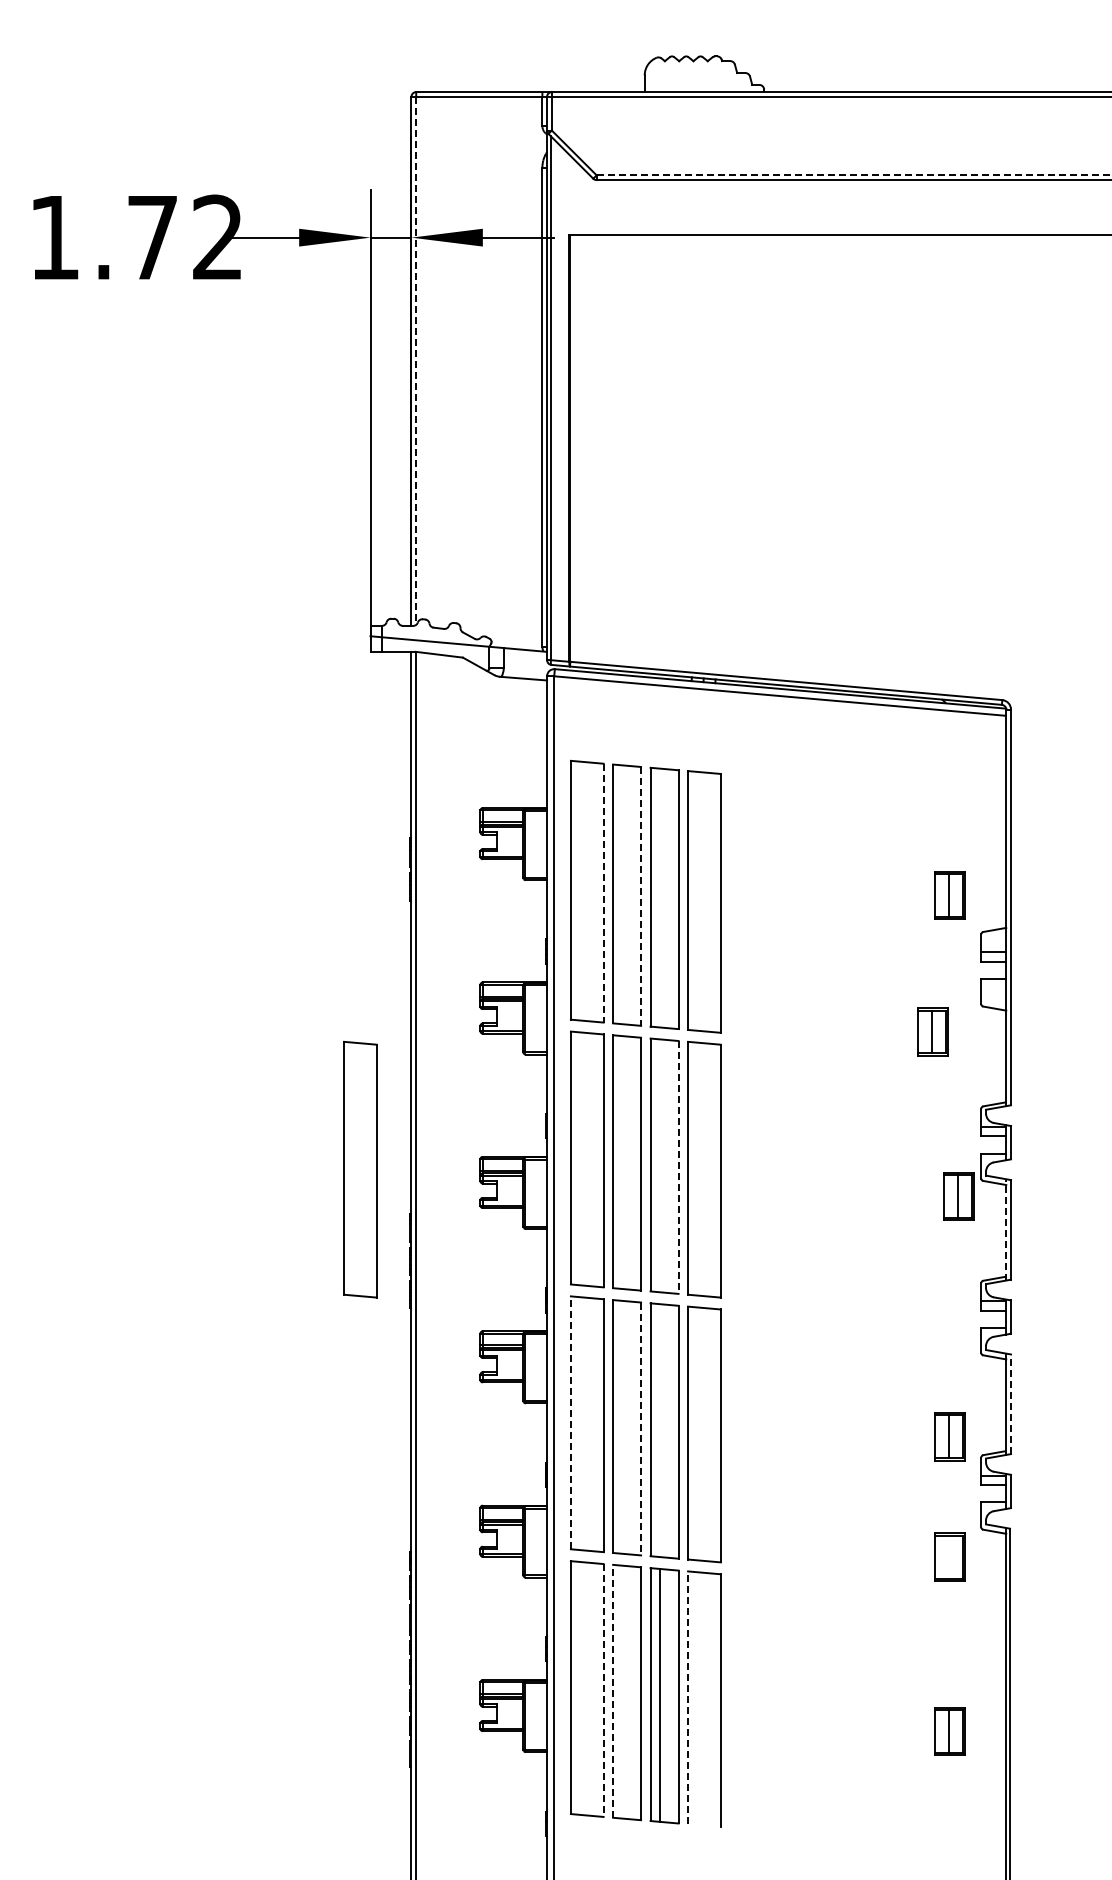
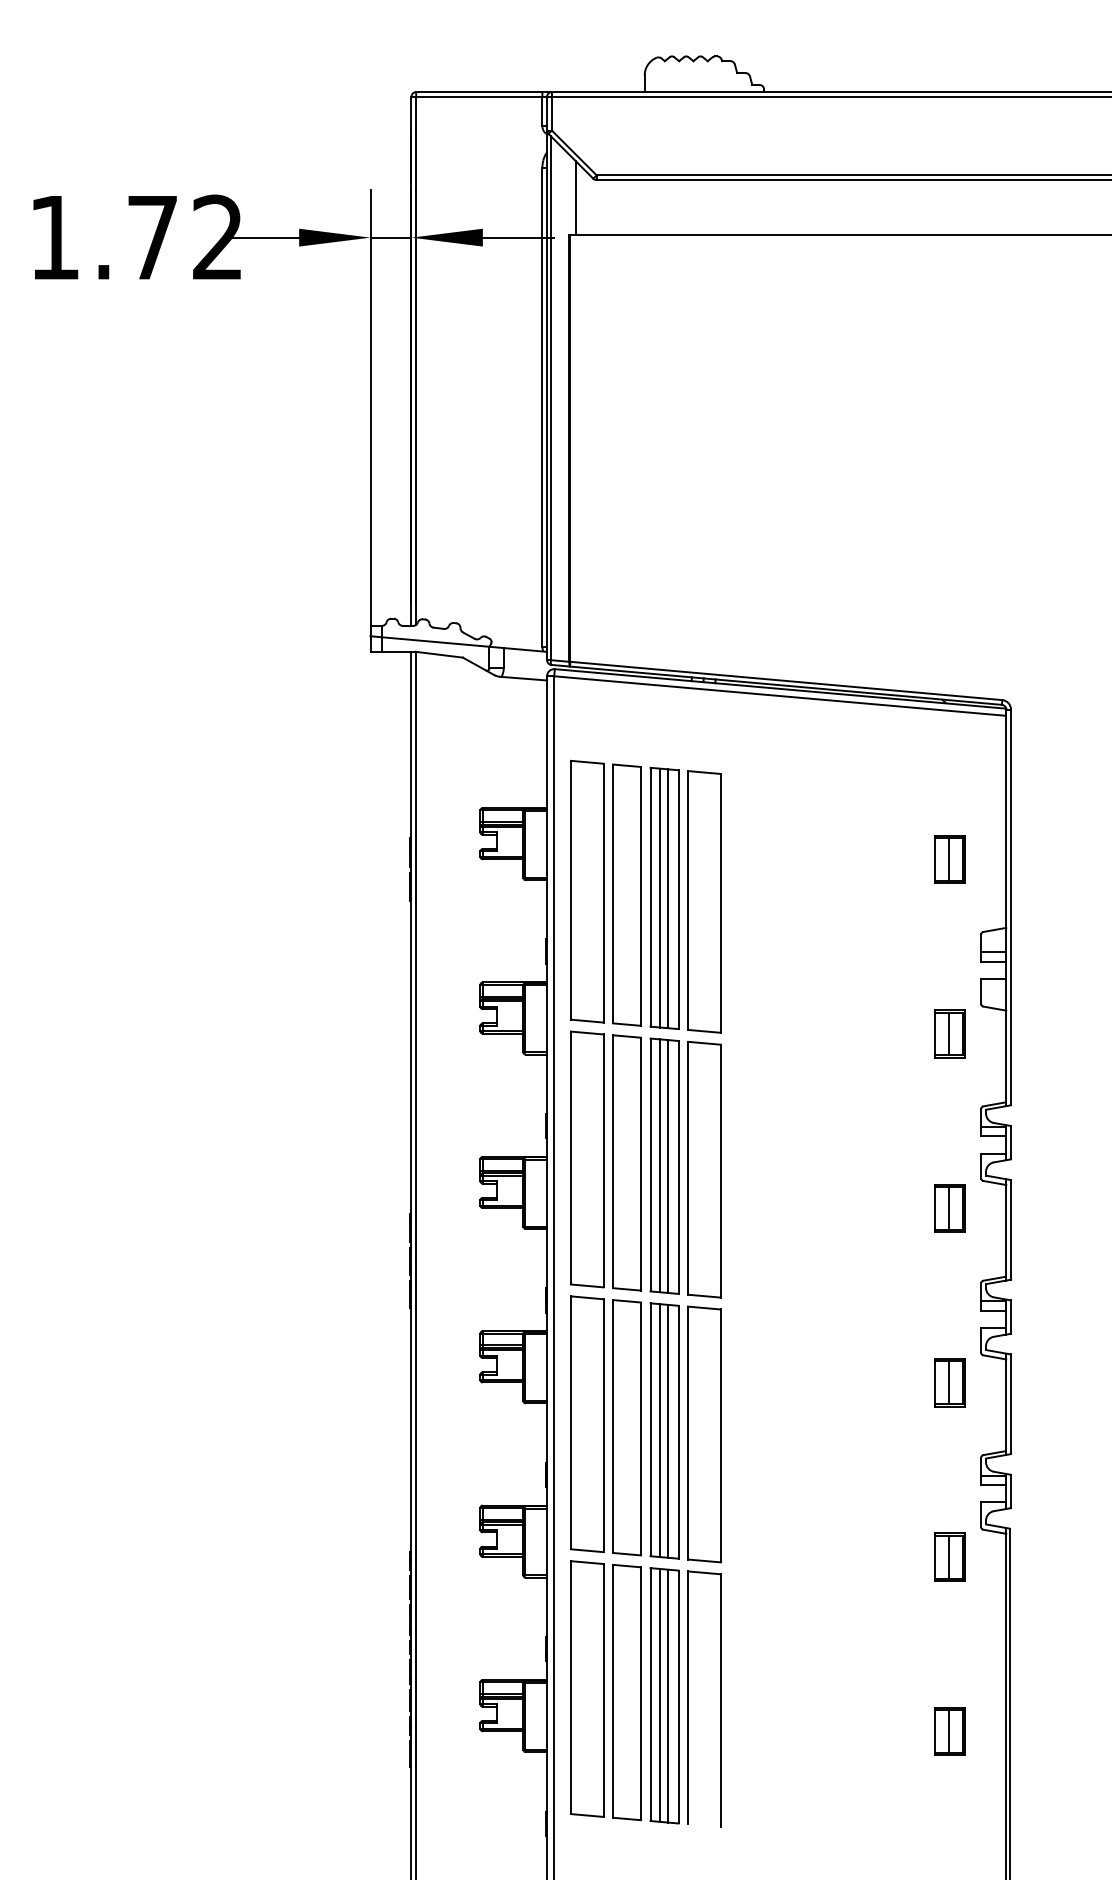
line: dashed -> solid (854, 175)
line: none -> present (575, 197)
line: dashed -> solid (416, 361)
line: dashed -> solid (603, 893)
part position: (949, 895) -> (949, 859) (949, 859)
line: dashed -> solid (641, 896)
line: none -> present (660, 897)
line: none -> present (668, 898)
part position: (932, 1031) -> (949, 1033) (949, 1033)
line: none -> present (660, 1165)
line: none -> present (668, 1166)
line: dashed -> solid (678, 1167)
part: present -> none (360, 1169)
part position: (958, 1196) -> (949, 1208) (949, 1208)
line: dashed -> solid (1006, 1229)
line: dashed -> solid (1011, 1404)
line: dashed -> solid (570, 1422)
line: dashed -> solid (641, 1429)
line: none -> present (660, 1430)
line: none -> present (668, 1430)
part position: (949, 1436) -> (949, 1382) (949, 1382)
line: none -> present (949, 1556)
line: dashed -> solid (613, 1690)
line: dashed -> solid (603, 1691)
line: none -> present (668, 1695)
line: dashed -> solid (688, 1697)
